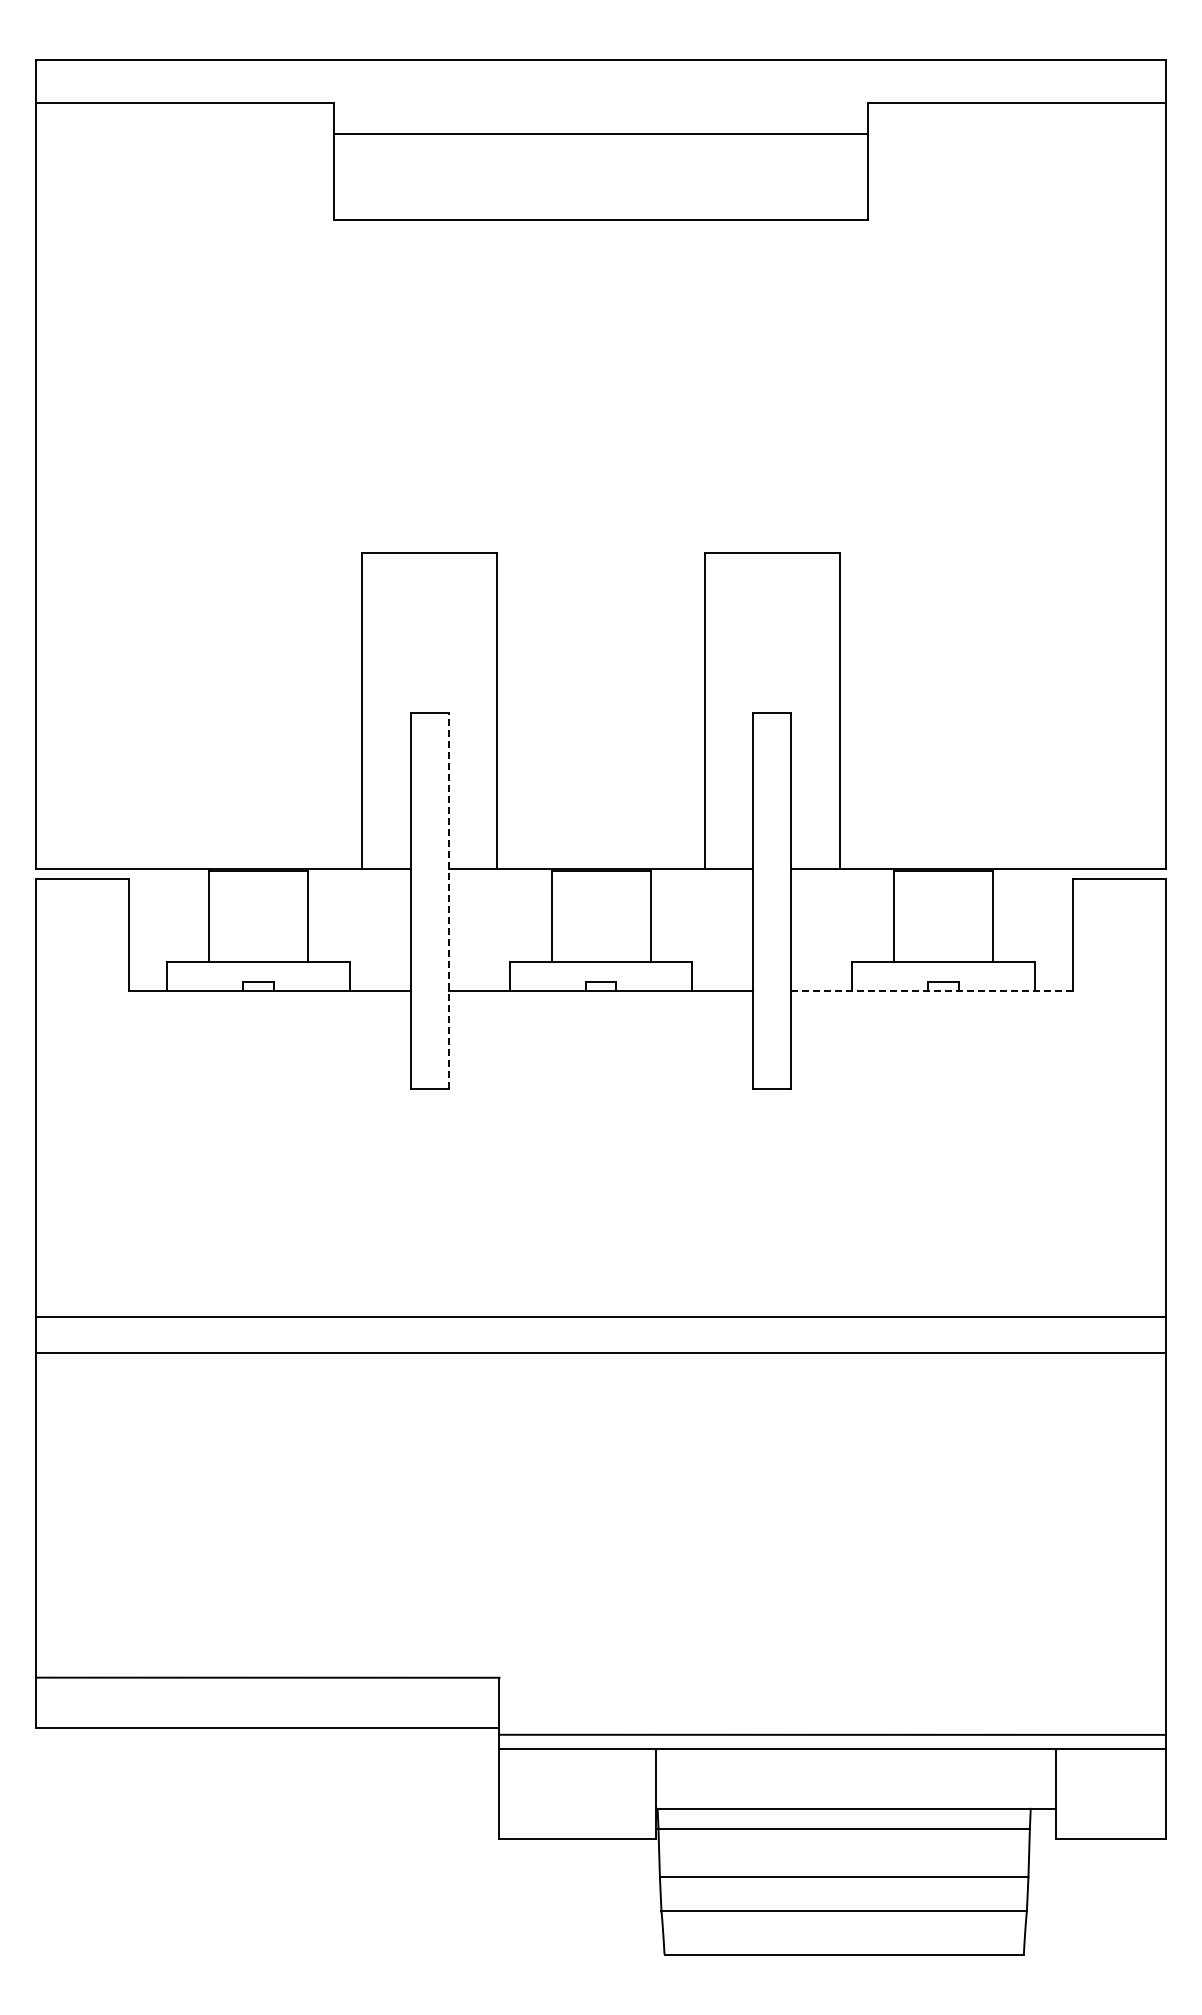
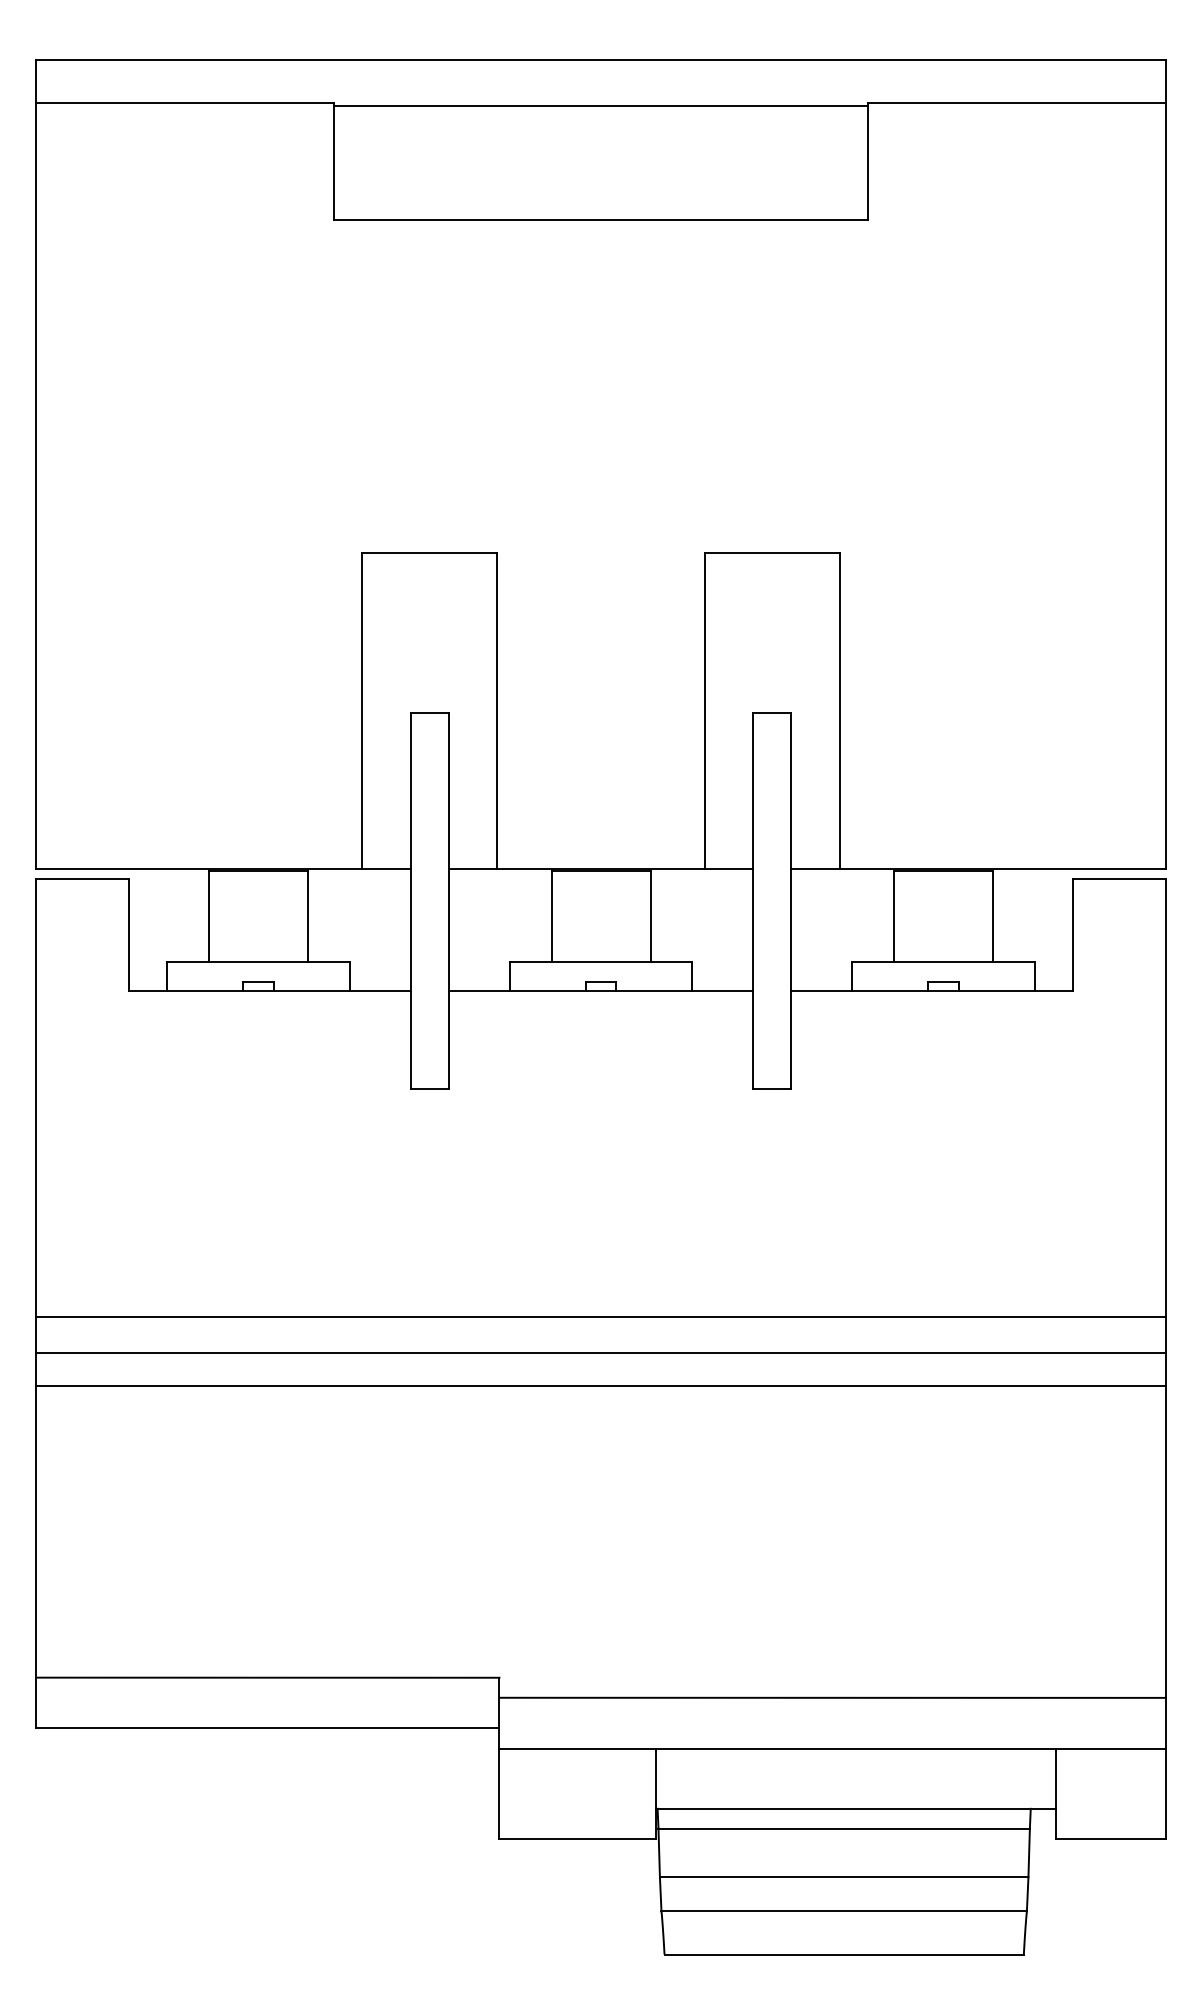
line position: (600, 134) -> (600, 106) (600, 106)
line: dashed -> solid (448, 900)
line: dashed -> solid (932, 990)
line: none -> present (600, 1385)
line position: (832, 1734) -> (832, 1697) (832, 1697)
